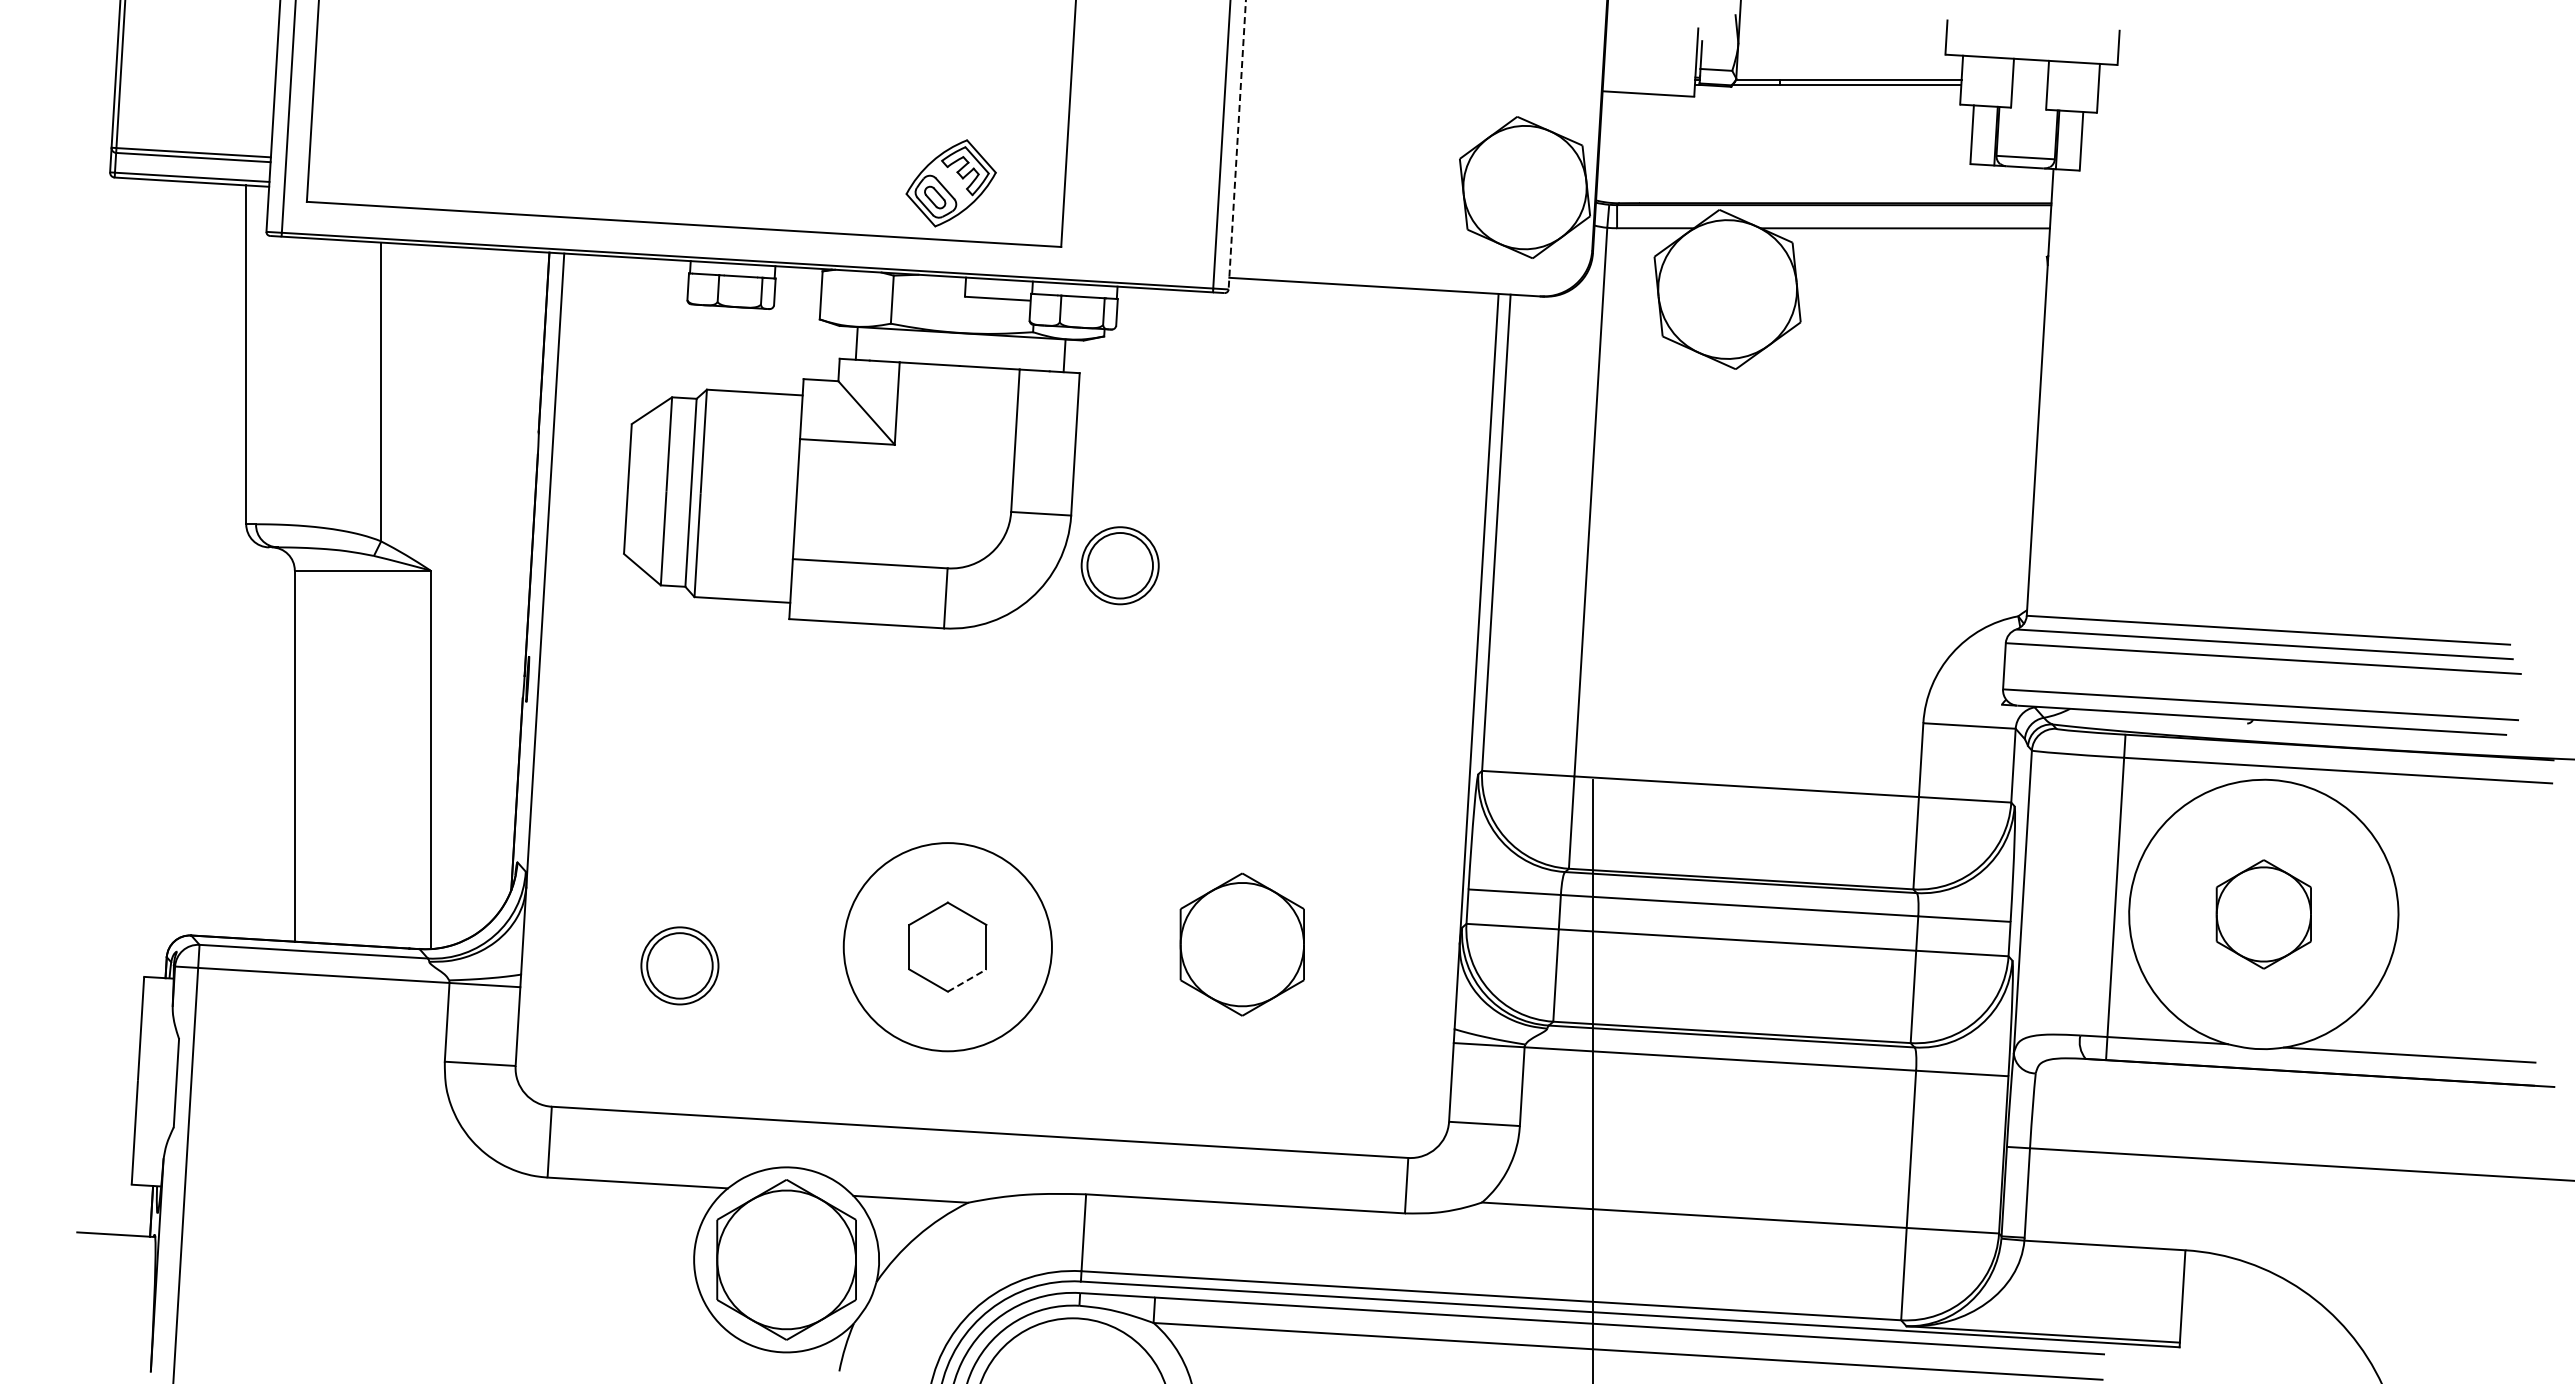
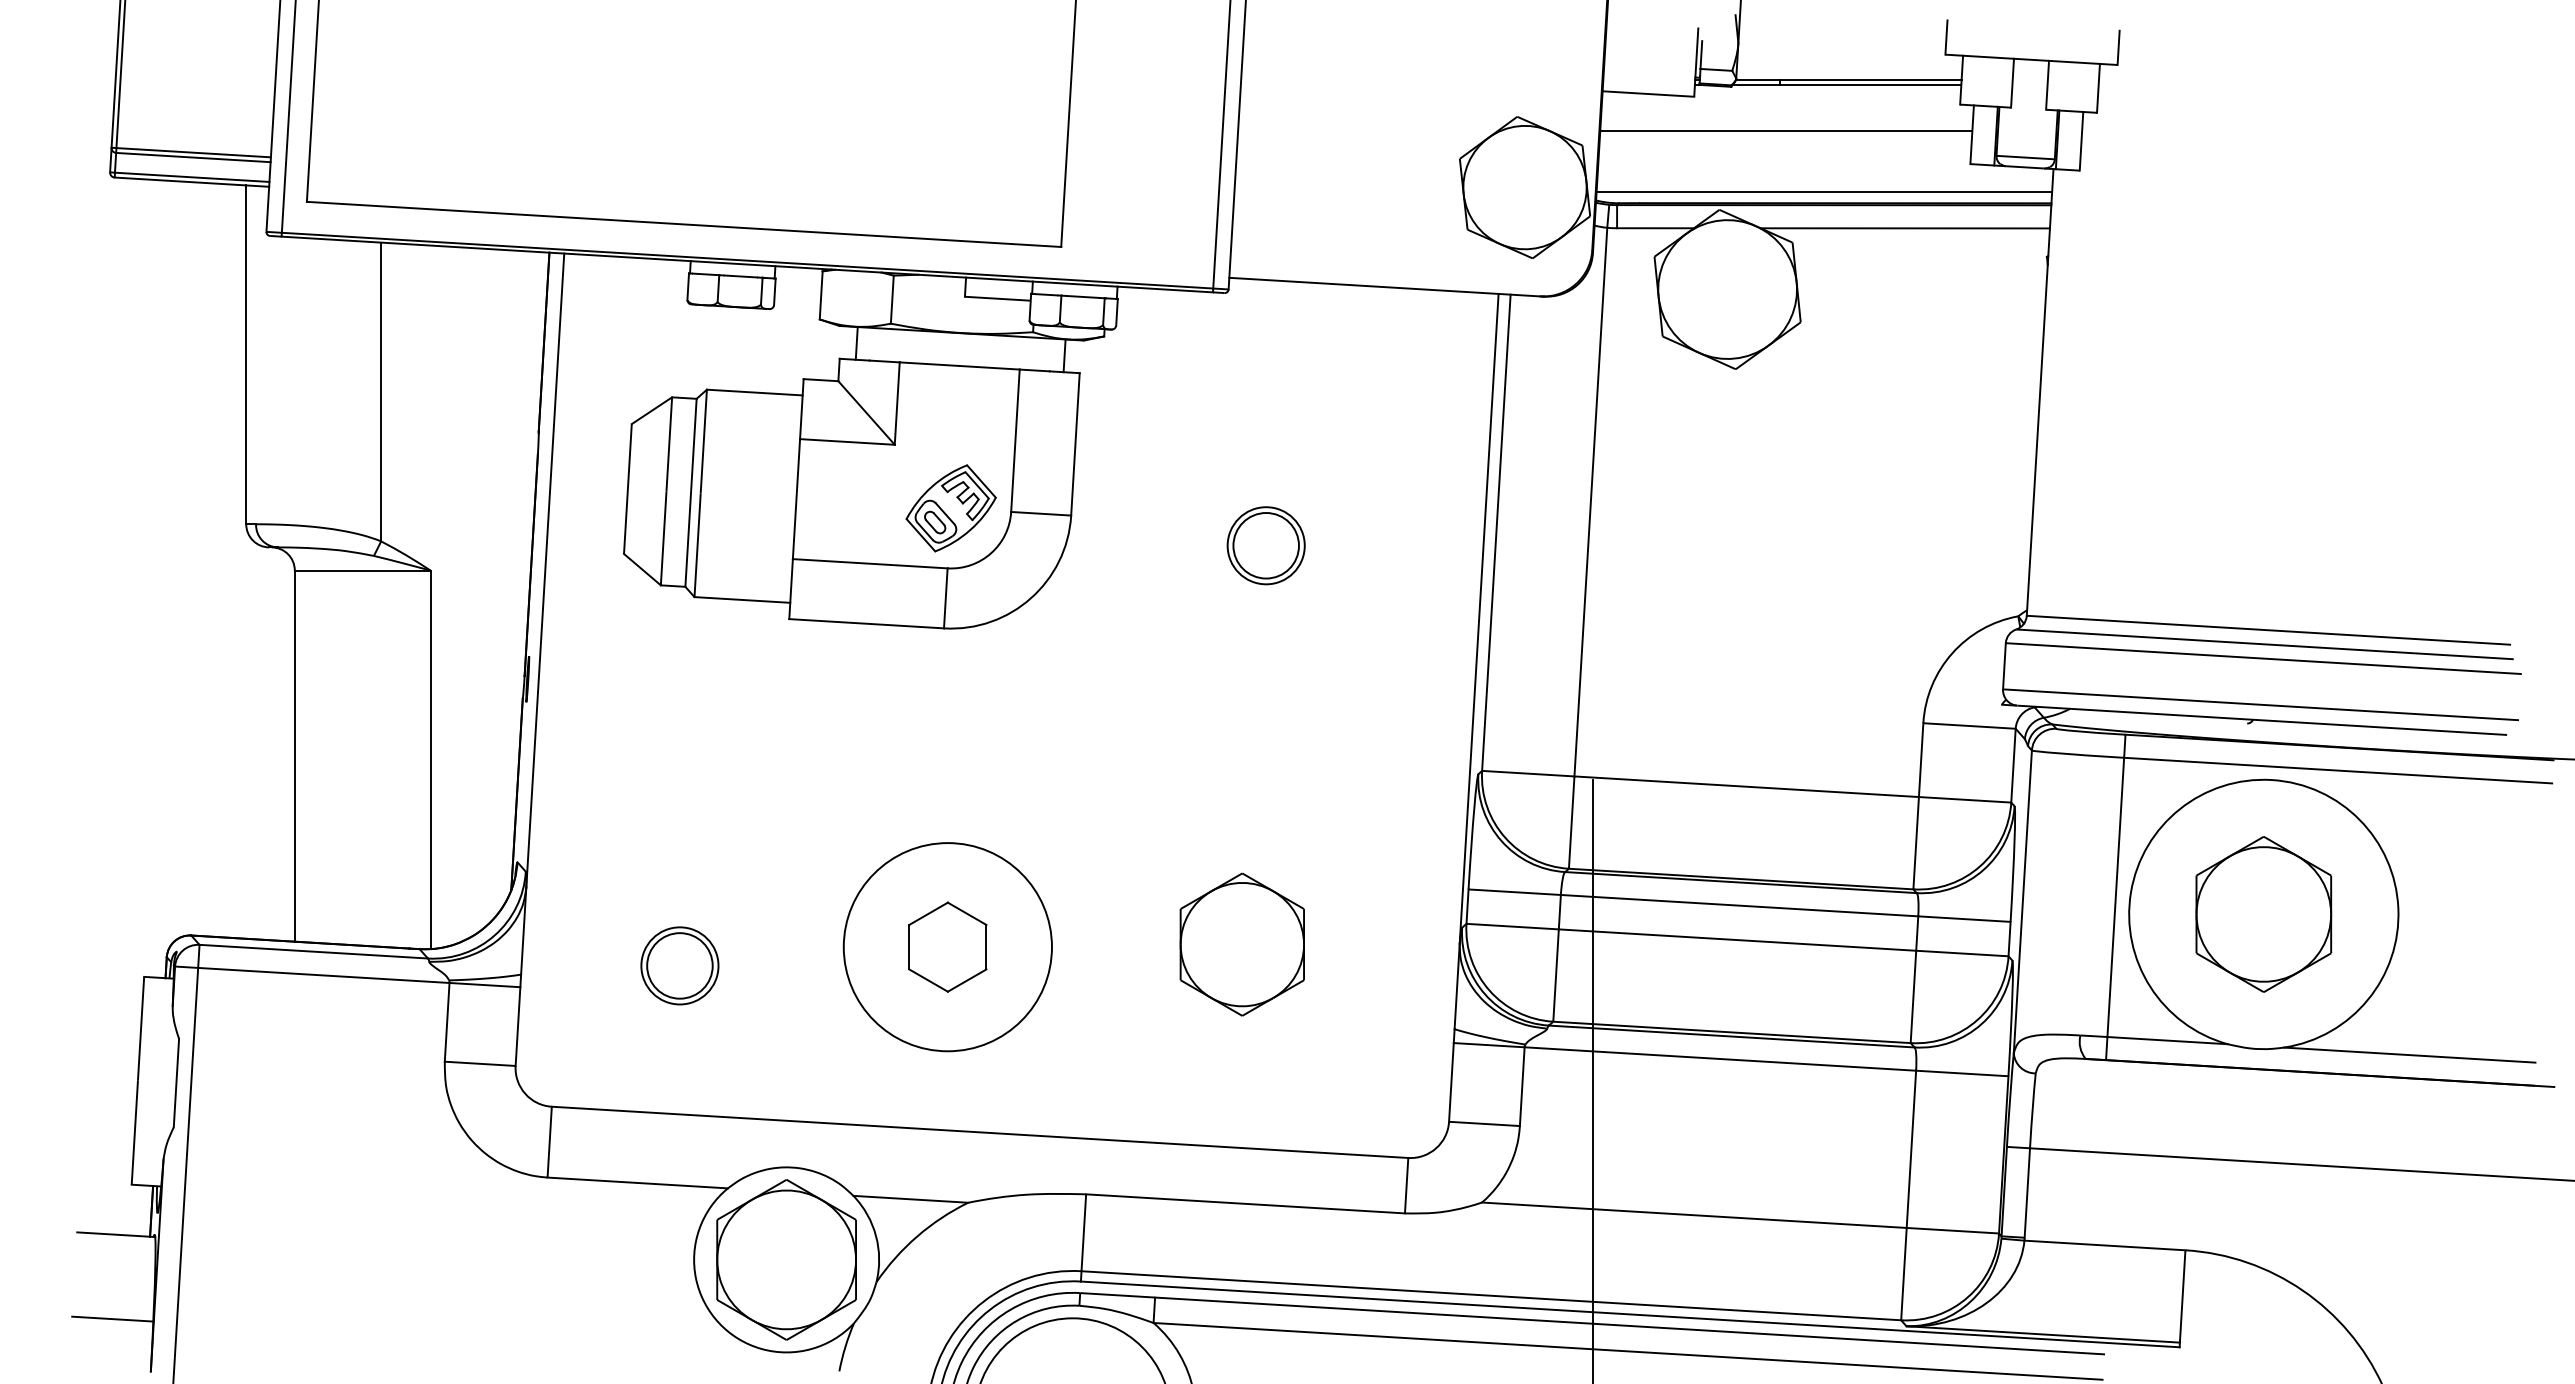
line: none -> present (1786, 131)
line: dashed -> solid (1237, 144)
part position: (950, 183) -> (950, 508) (950, 508)
line: none -> present (1824, 192)
part position: (1119, 565) -> (1265, 545) (1265, 545)
part size: 97x111 px -> 138x157 px (2263, 914)
line: dashed -> solid (967, 980)
line: none -> present (112, 1318)
